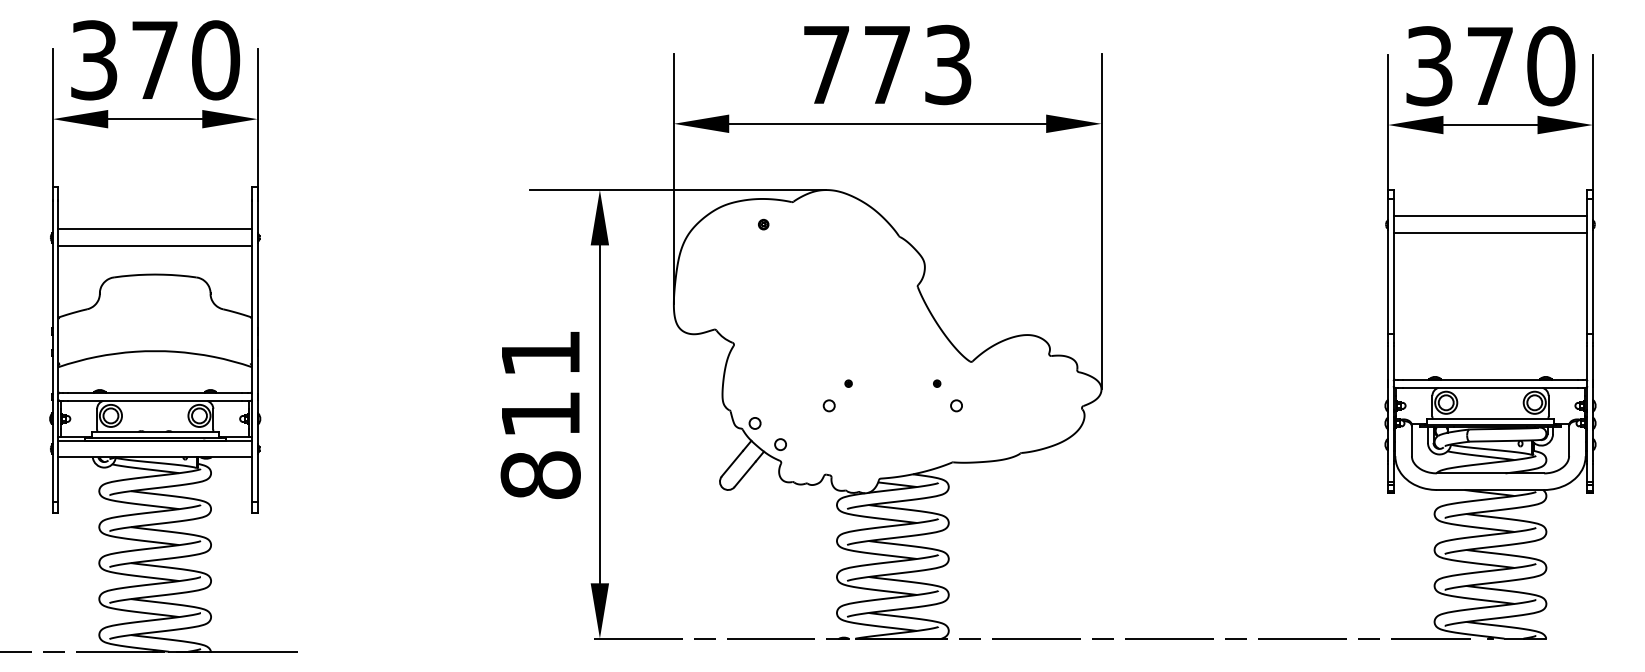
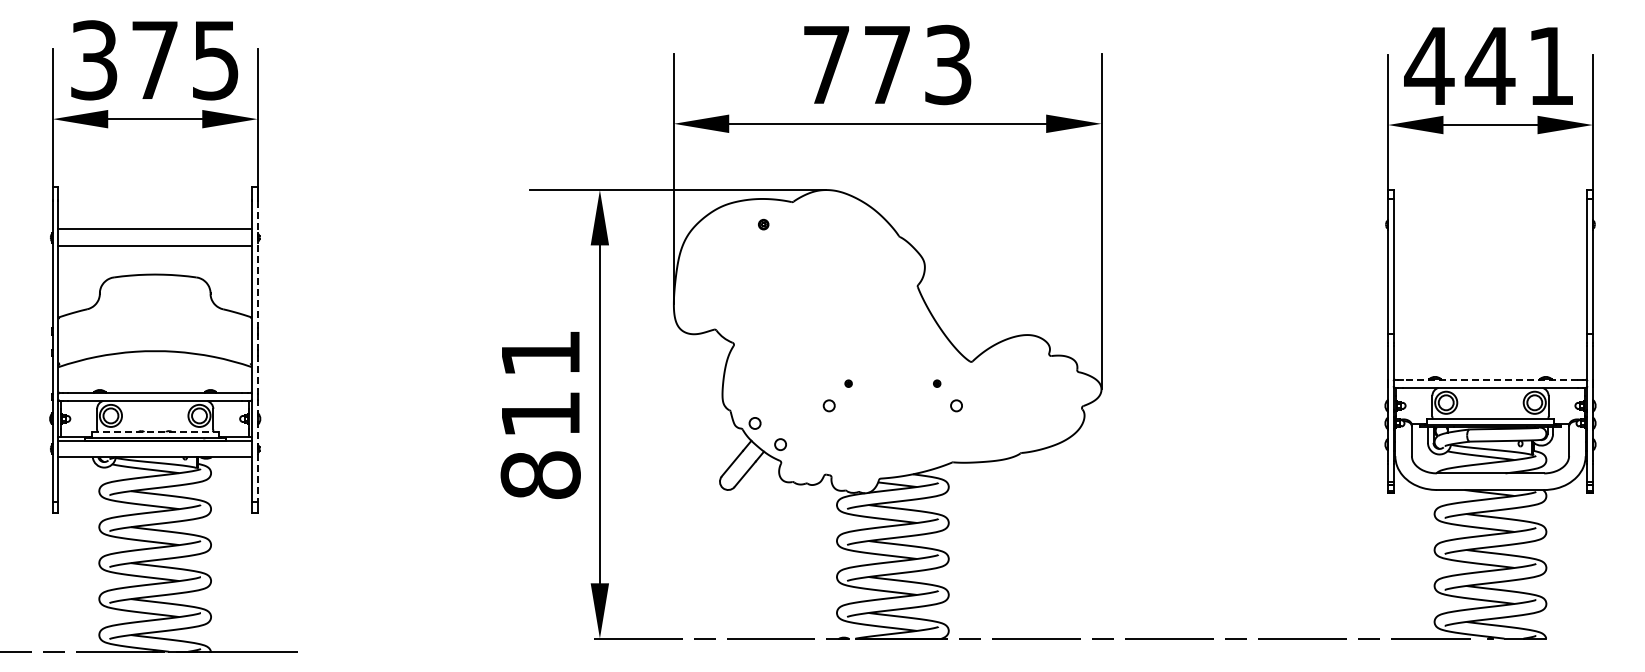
text: 370 -> 375 (216, 60)
text: 370 -> 441 (1489, 66)
line: present -> none (1490, 216)
line: present -> none (1490, 232)
line: solid -> dashed (257, 351)
line: solid -> dashed (1489, 379)
line: solid -> dashed (155, 432)
